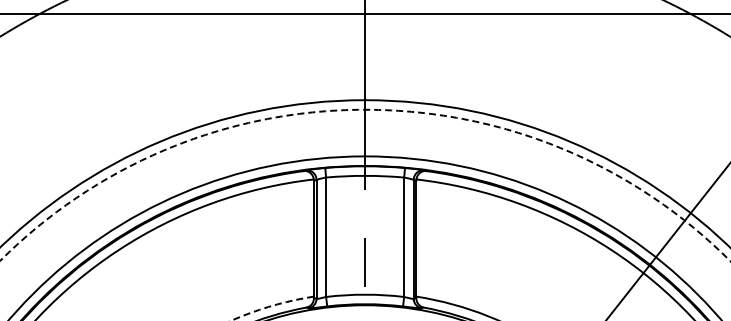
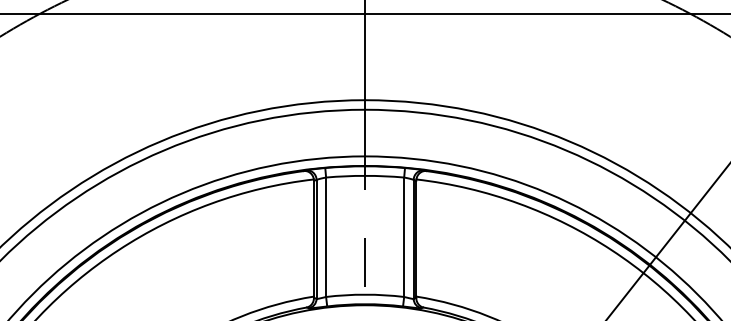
circle: dashed -> solid (365, 185)
arc: dashed -> solid (271, 306)
